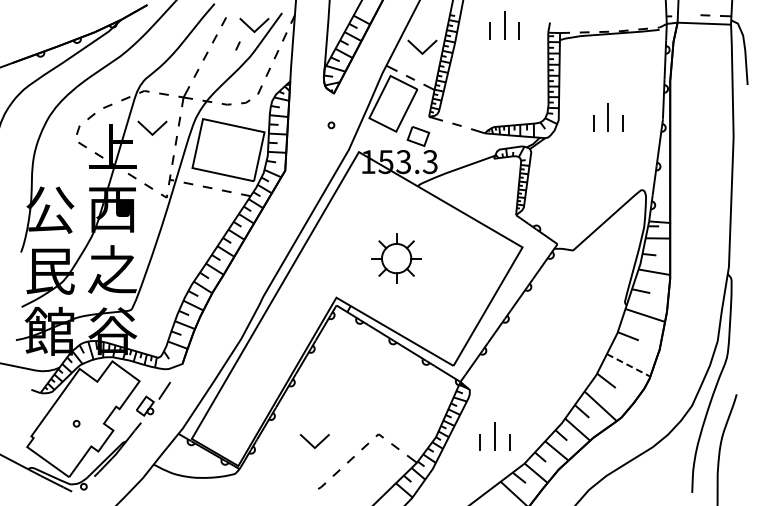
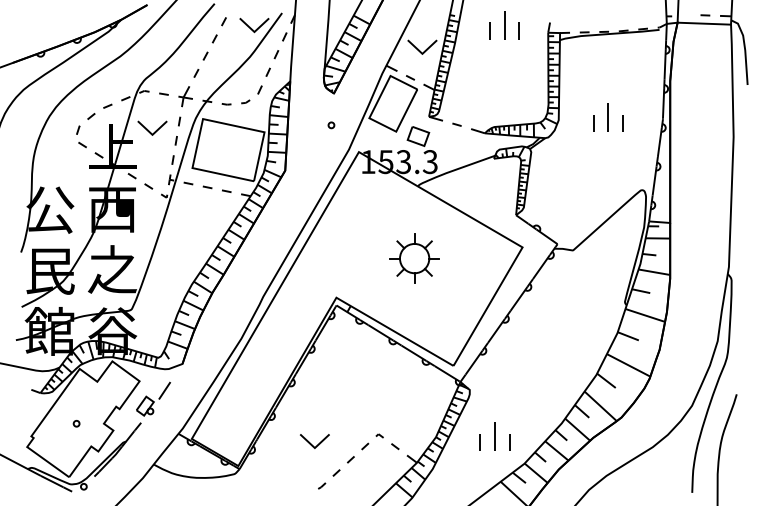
line: present -> none (237, 45)
part position: (396, 258) -> (414, 258) (414, 258)
line: dashed -> solid (629, 365)
